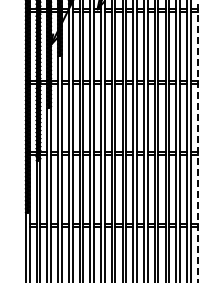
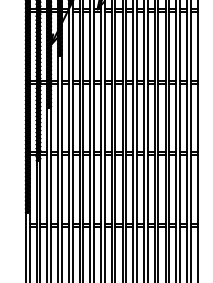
line: dashed -> solid (197, 141)
